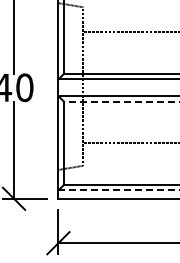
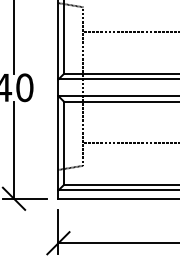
line: dashed -> solid (121, 101)
line: dashed -> solid (119, 190)
